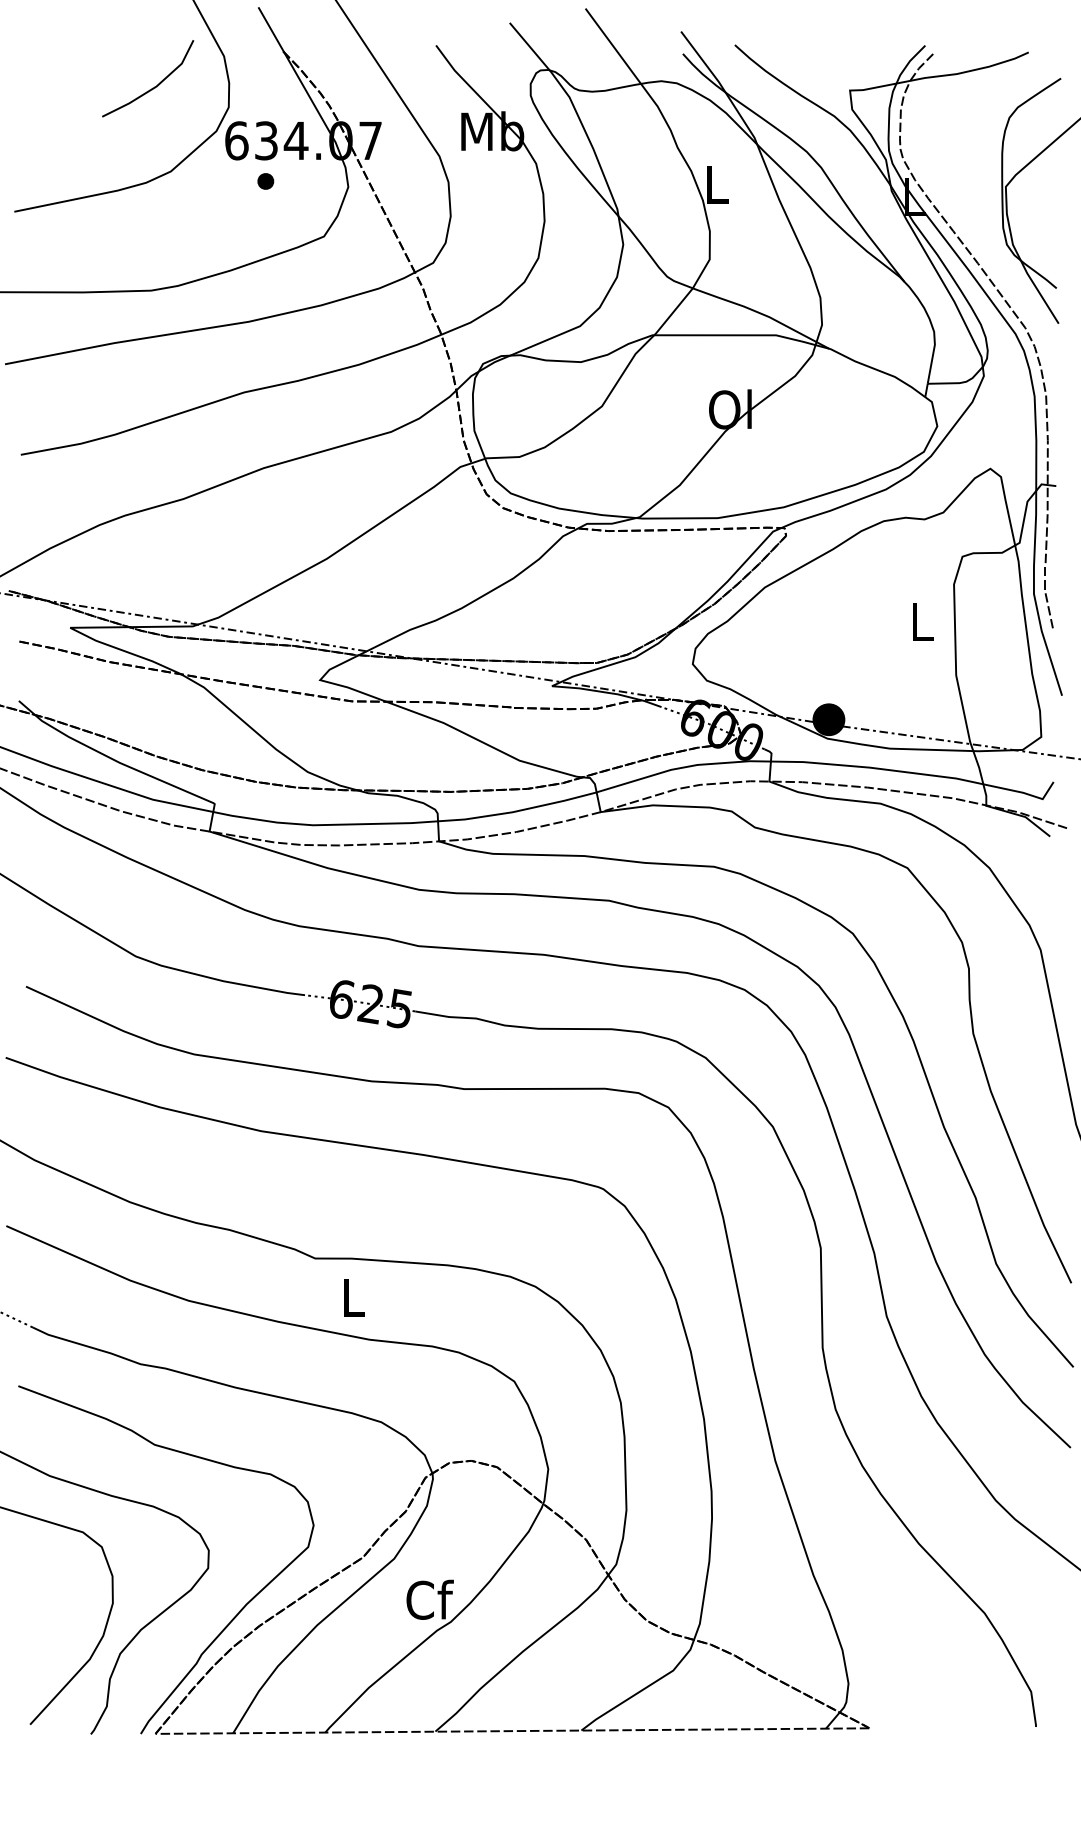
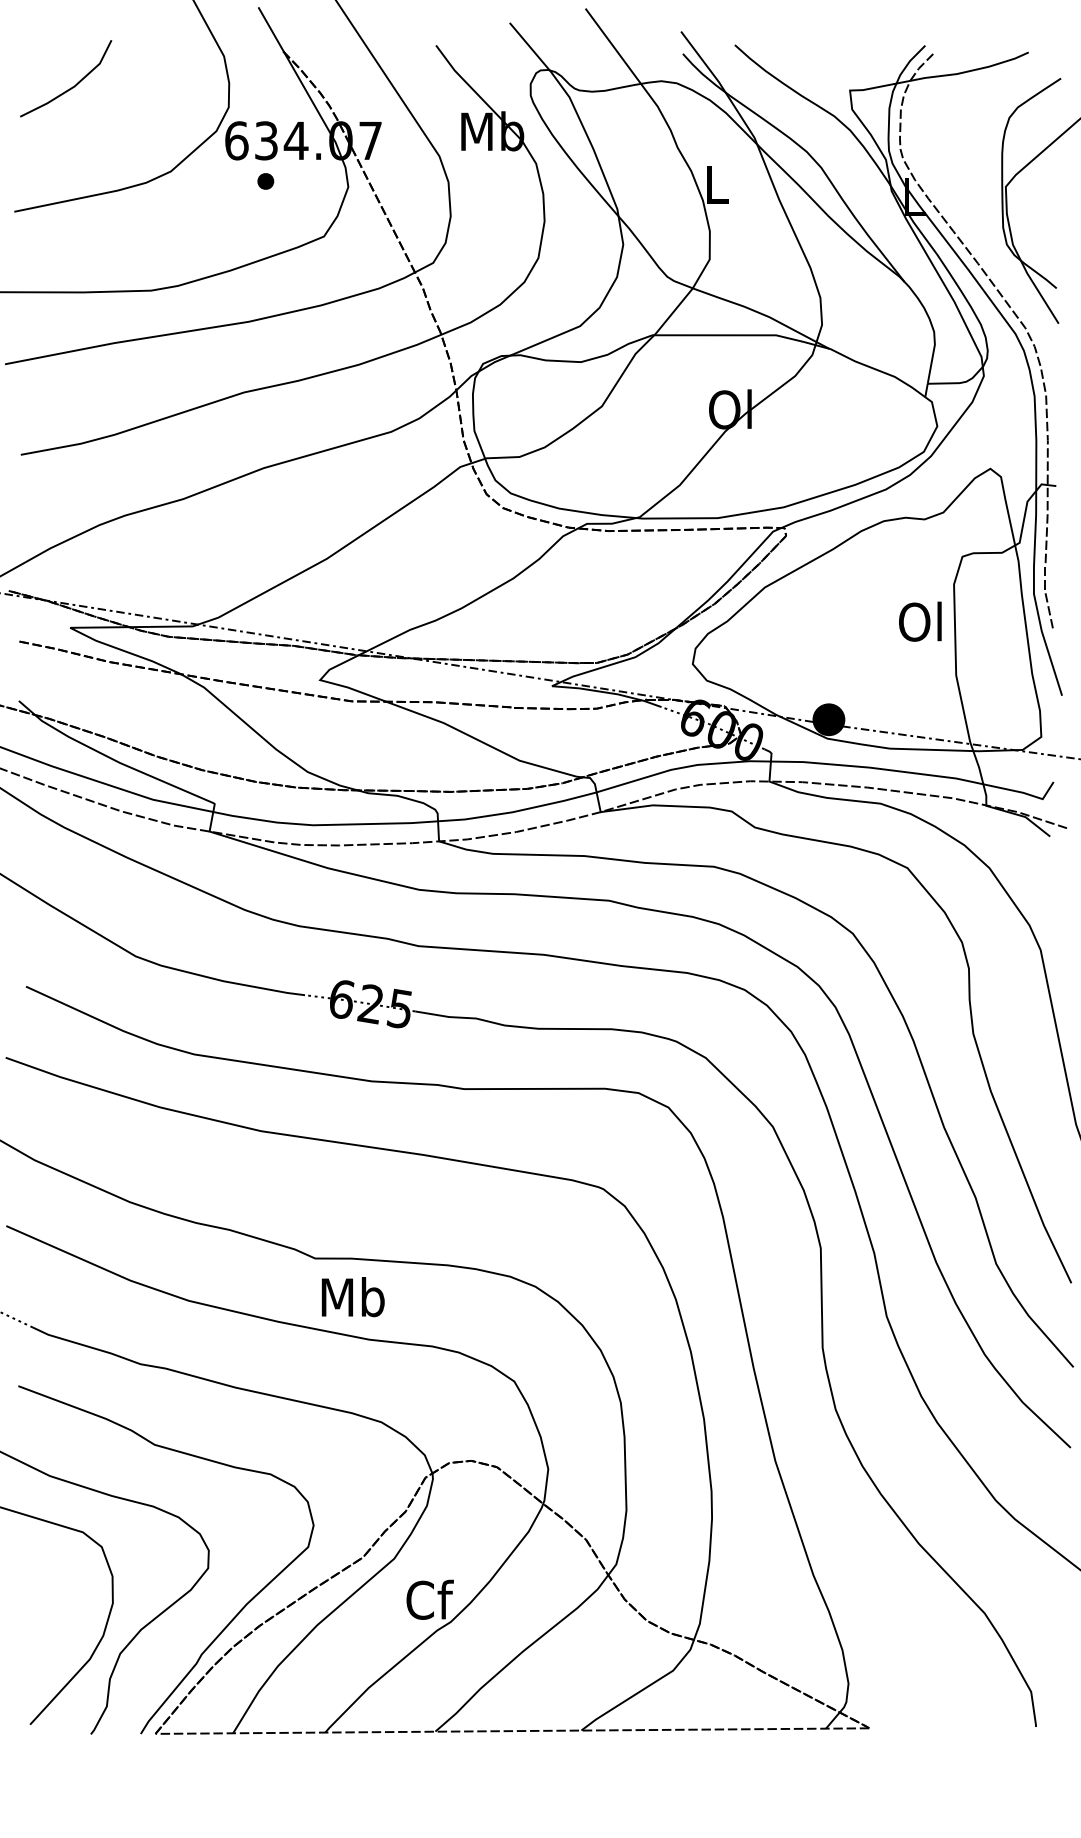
line position: (152, 87) -> (70, 87) (70, 87)
text: L -> Ol (920, 621)
text: L -> Mb (352, 1297)
